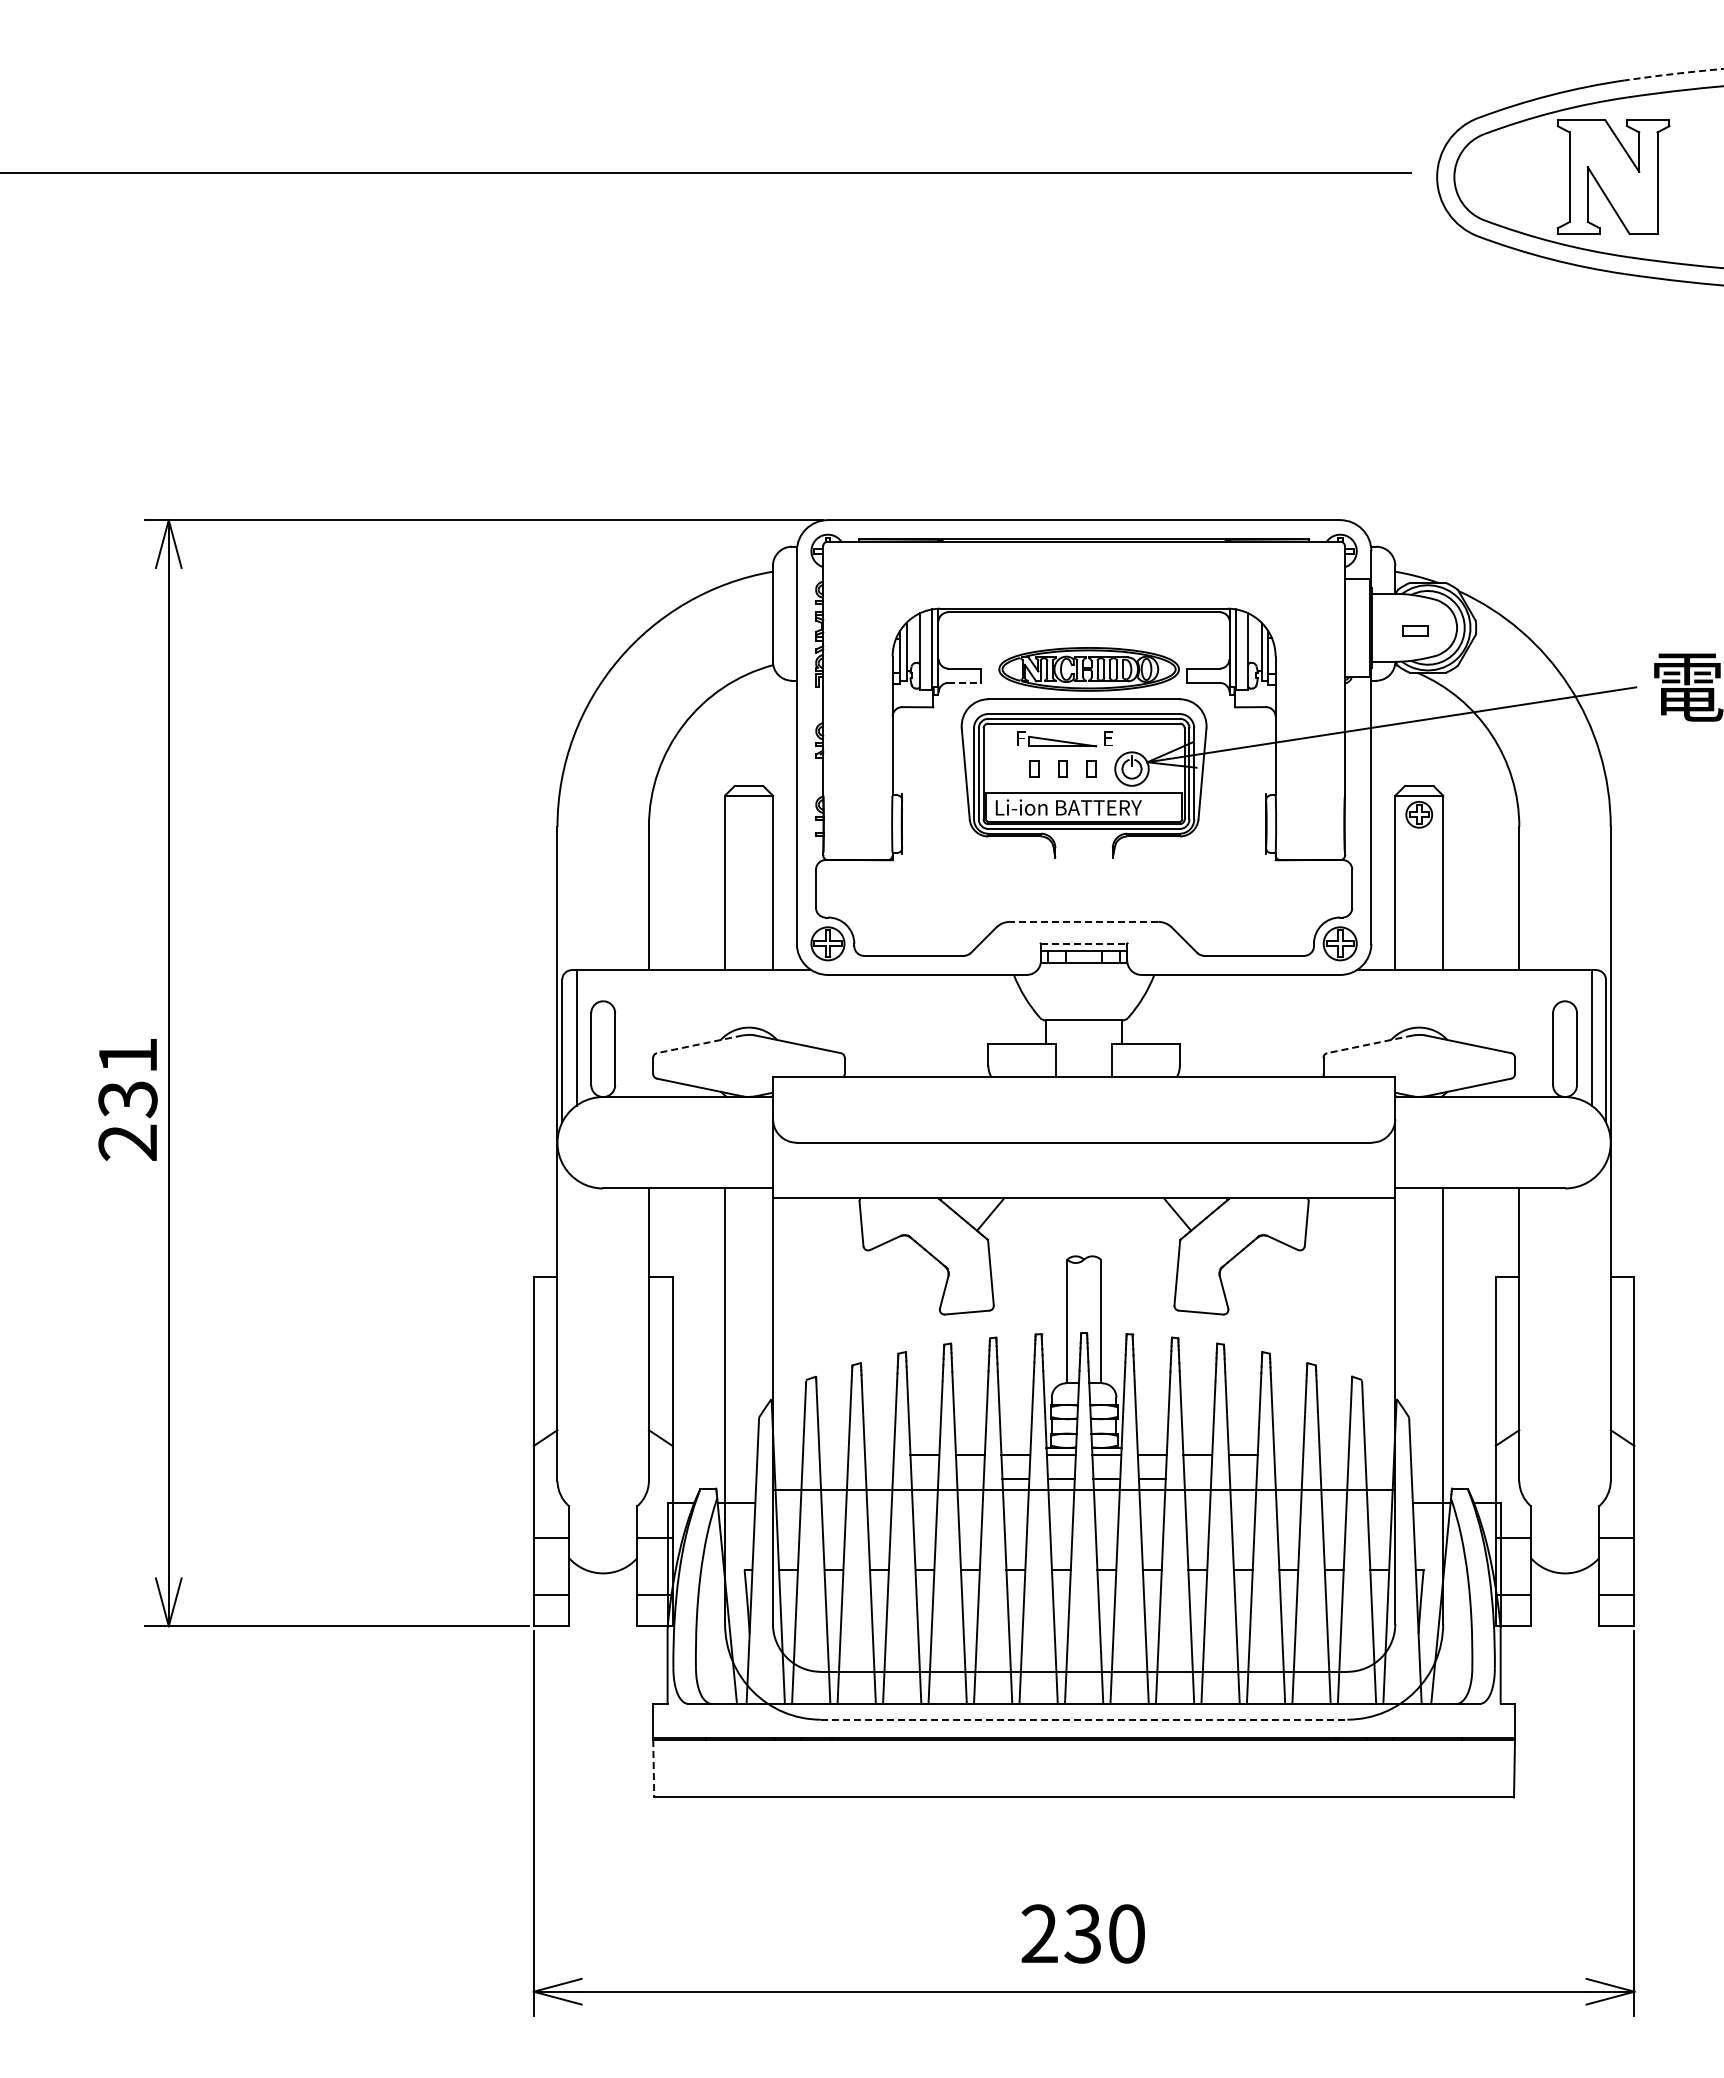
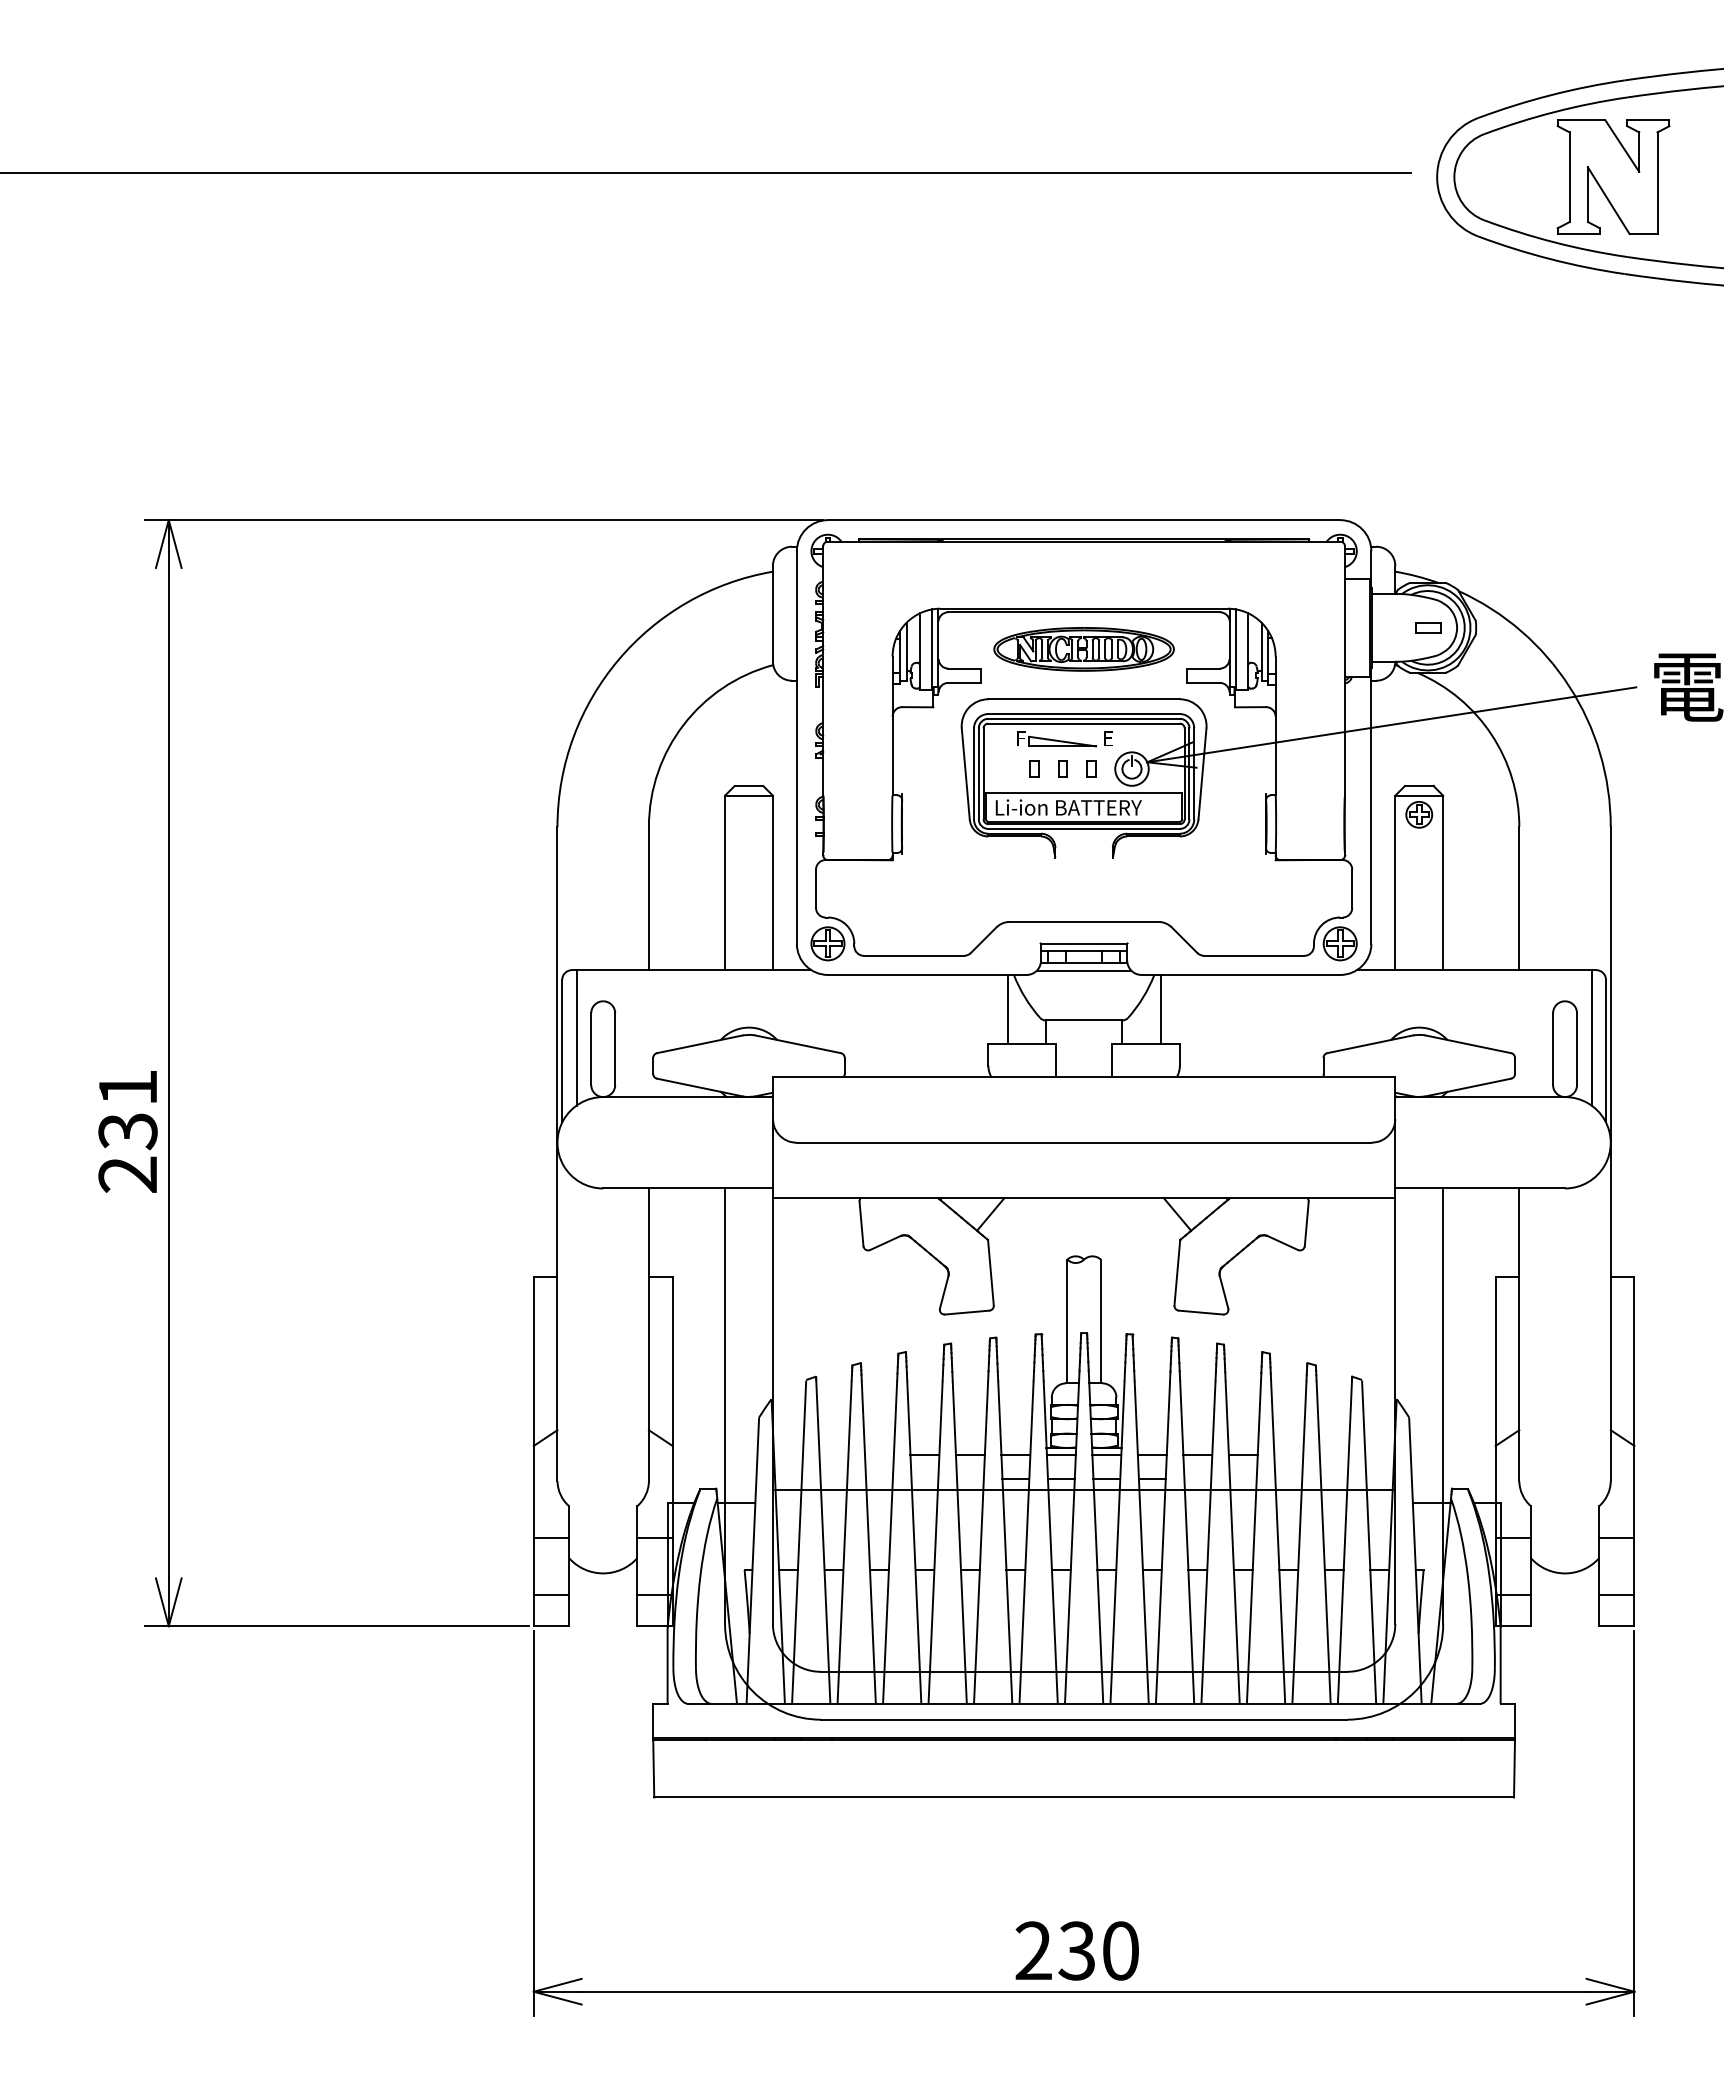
arc: dashed -> solid (1673, 74)
part position: (1415, 630) -> (1428, 627) (1428, 627)
part position: (1088, 669) -> (1083, 649) (1083, 649)
line: dashed -> solid (965, 682)
line: dashed -> solid (1083, 921)
line: dashed -> solid (1084, 943)
line: none -> present (1083, 970)
line: none -> present (1007, 1009)
line: none -> present (1160, 1009)
line: dashed -> solid (699, 1044)
line: dashed -> solid (1370, 1044)
text position: (127, 1099) -> (127, 1131) (127, 1131)
line: dashed -> solid (1084, 1719)
line: dashed -> solid (653, 1768)
text position: (1082, 1933) -> (1076, 1950) (1076, 1950)
